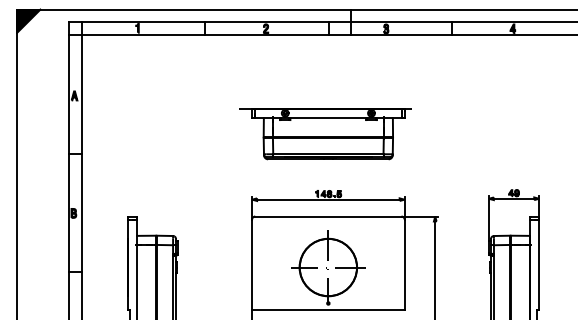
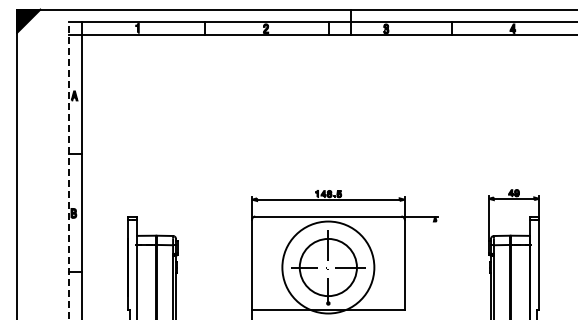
part: present -> none (325, 134)
line: solid -> dashed (68, 170)
circle diameter: 57 px -> 92 px (328, 267)
line: present -> none (435, 268)
